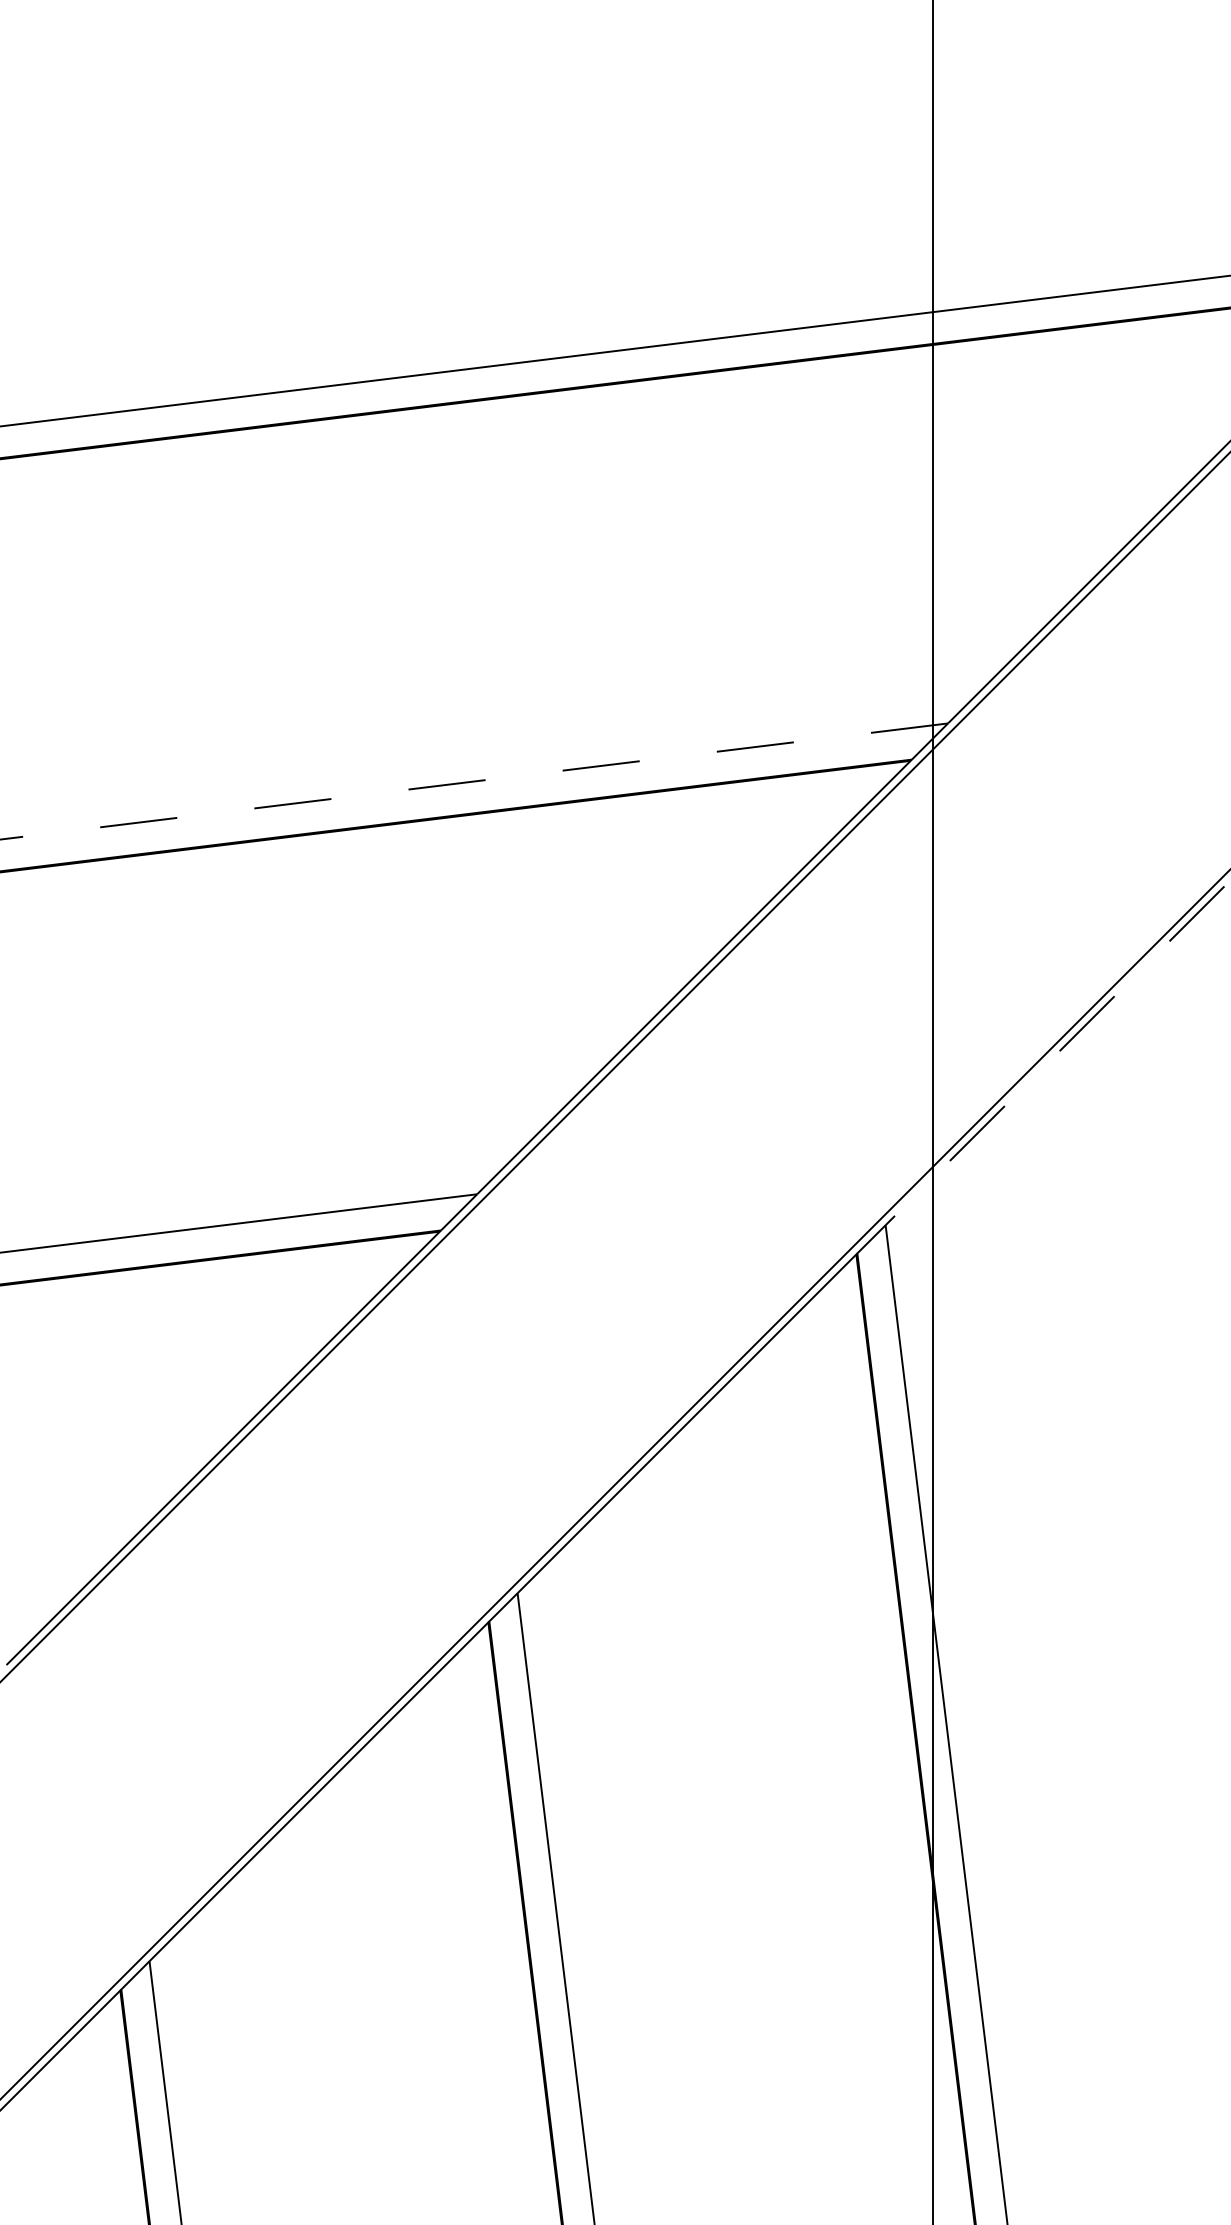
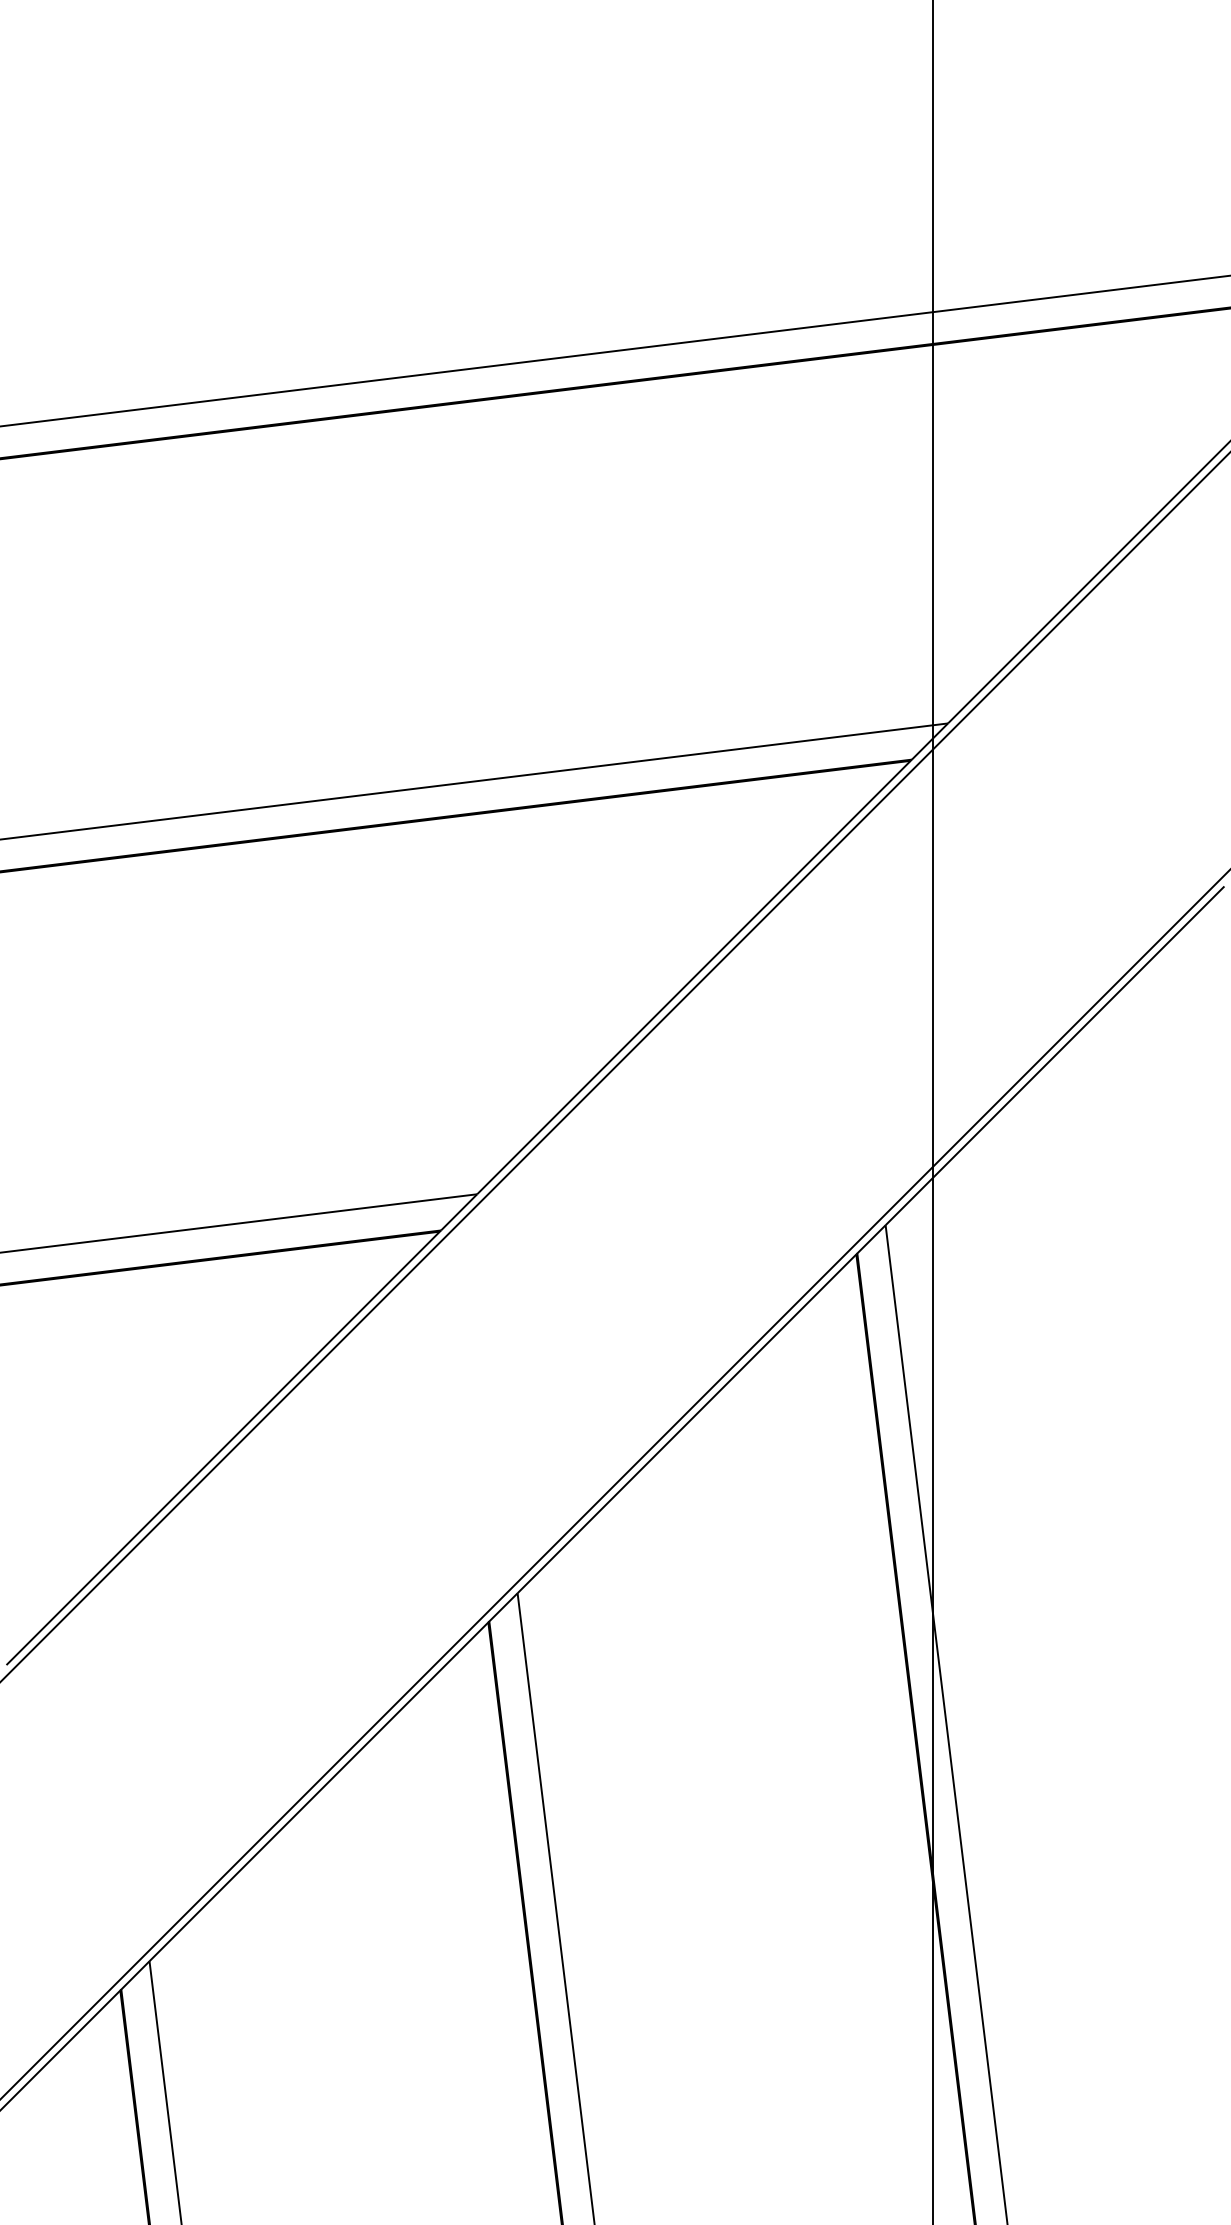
line: dashed -> solid (473, 781)
line: dashed -> solid (1055, 1055)
